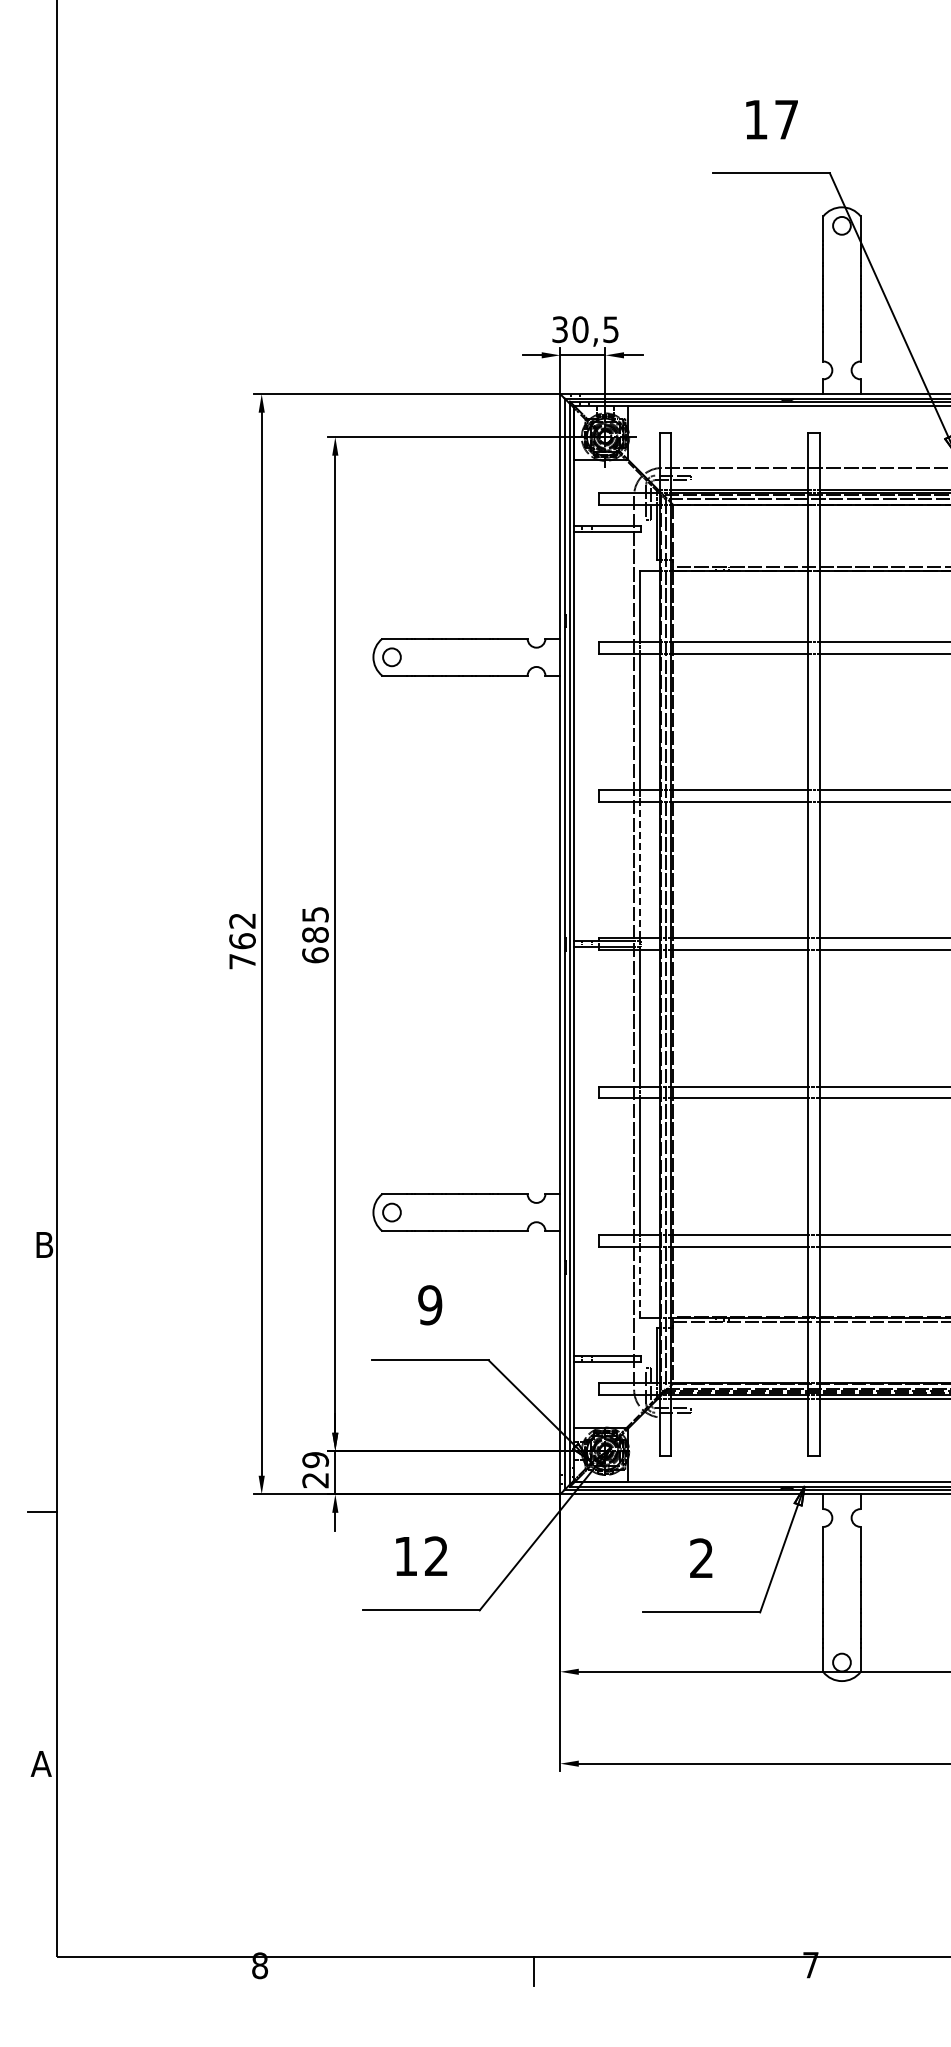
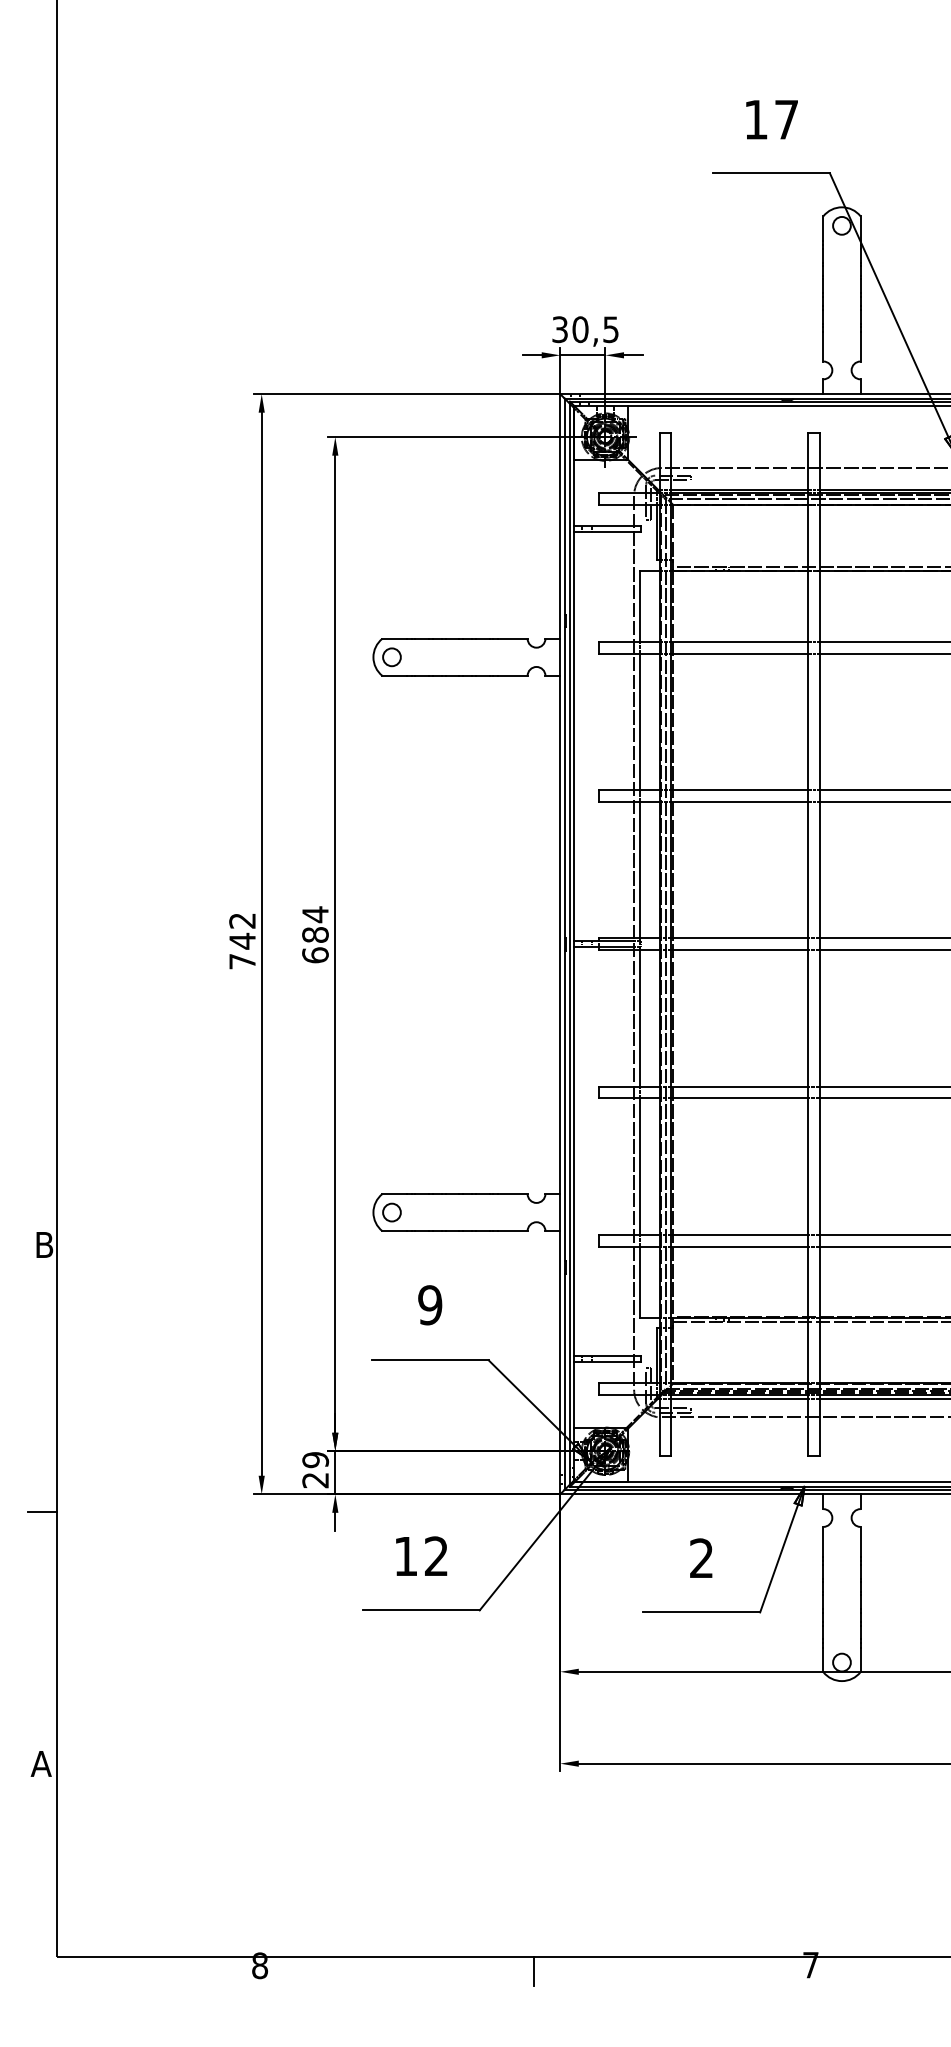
line: dashed -> solid (640, 869)
text: 685 -> 684 (315, 914)
text: 762 -> 742 (242, 940)
line: dashed -> solid (640, 1282)
line: none -> present (804, 1417)
